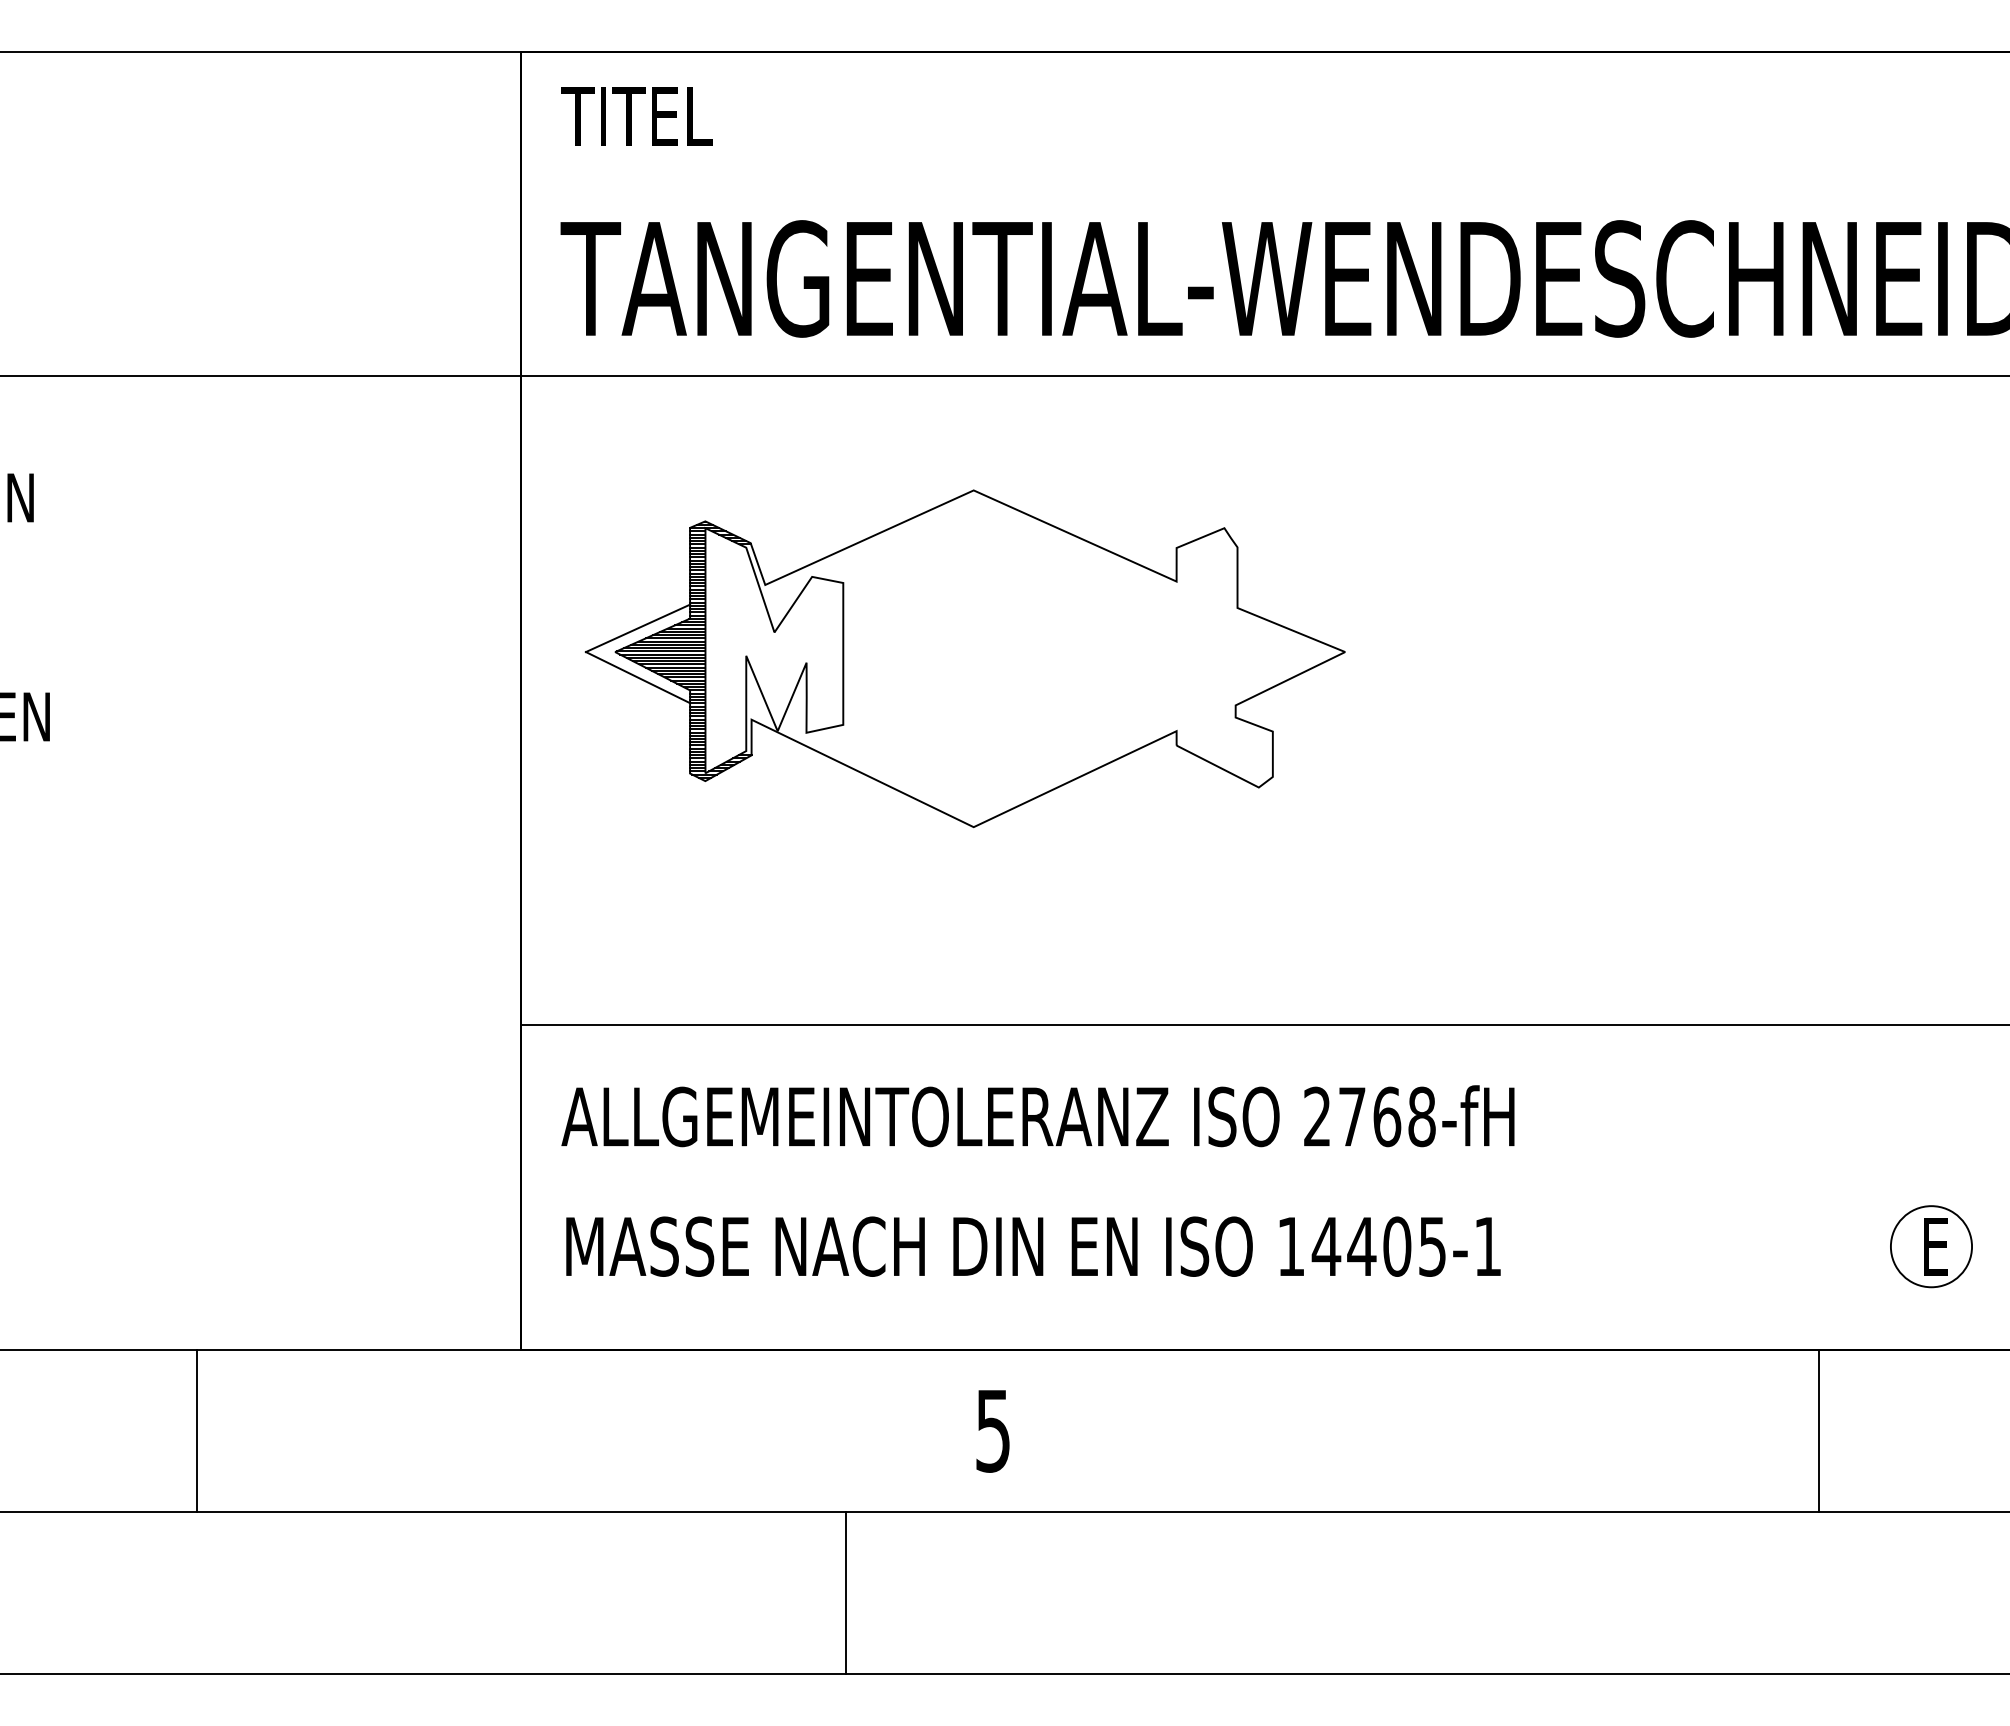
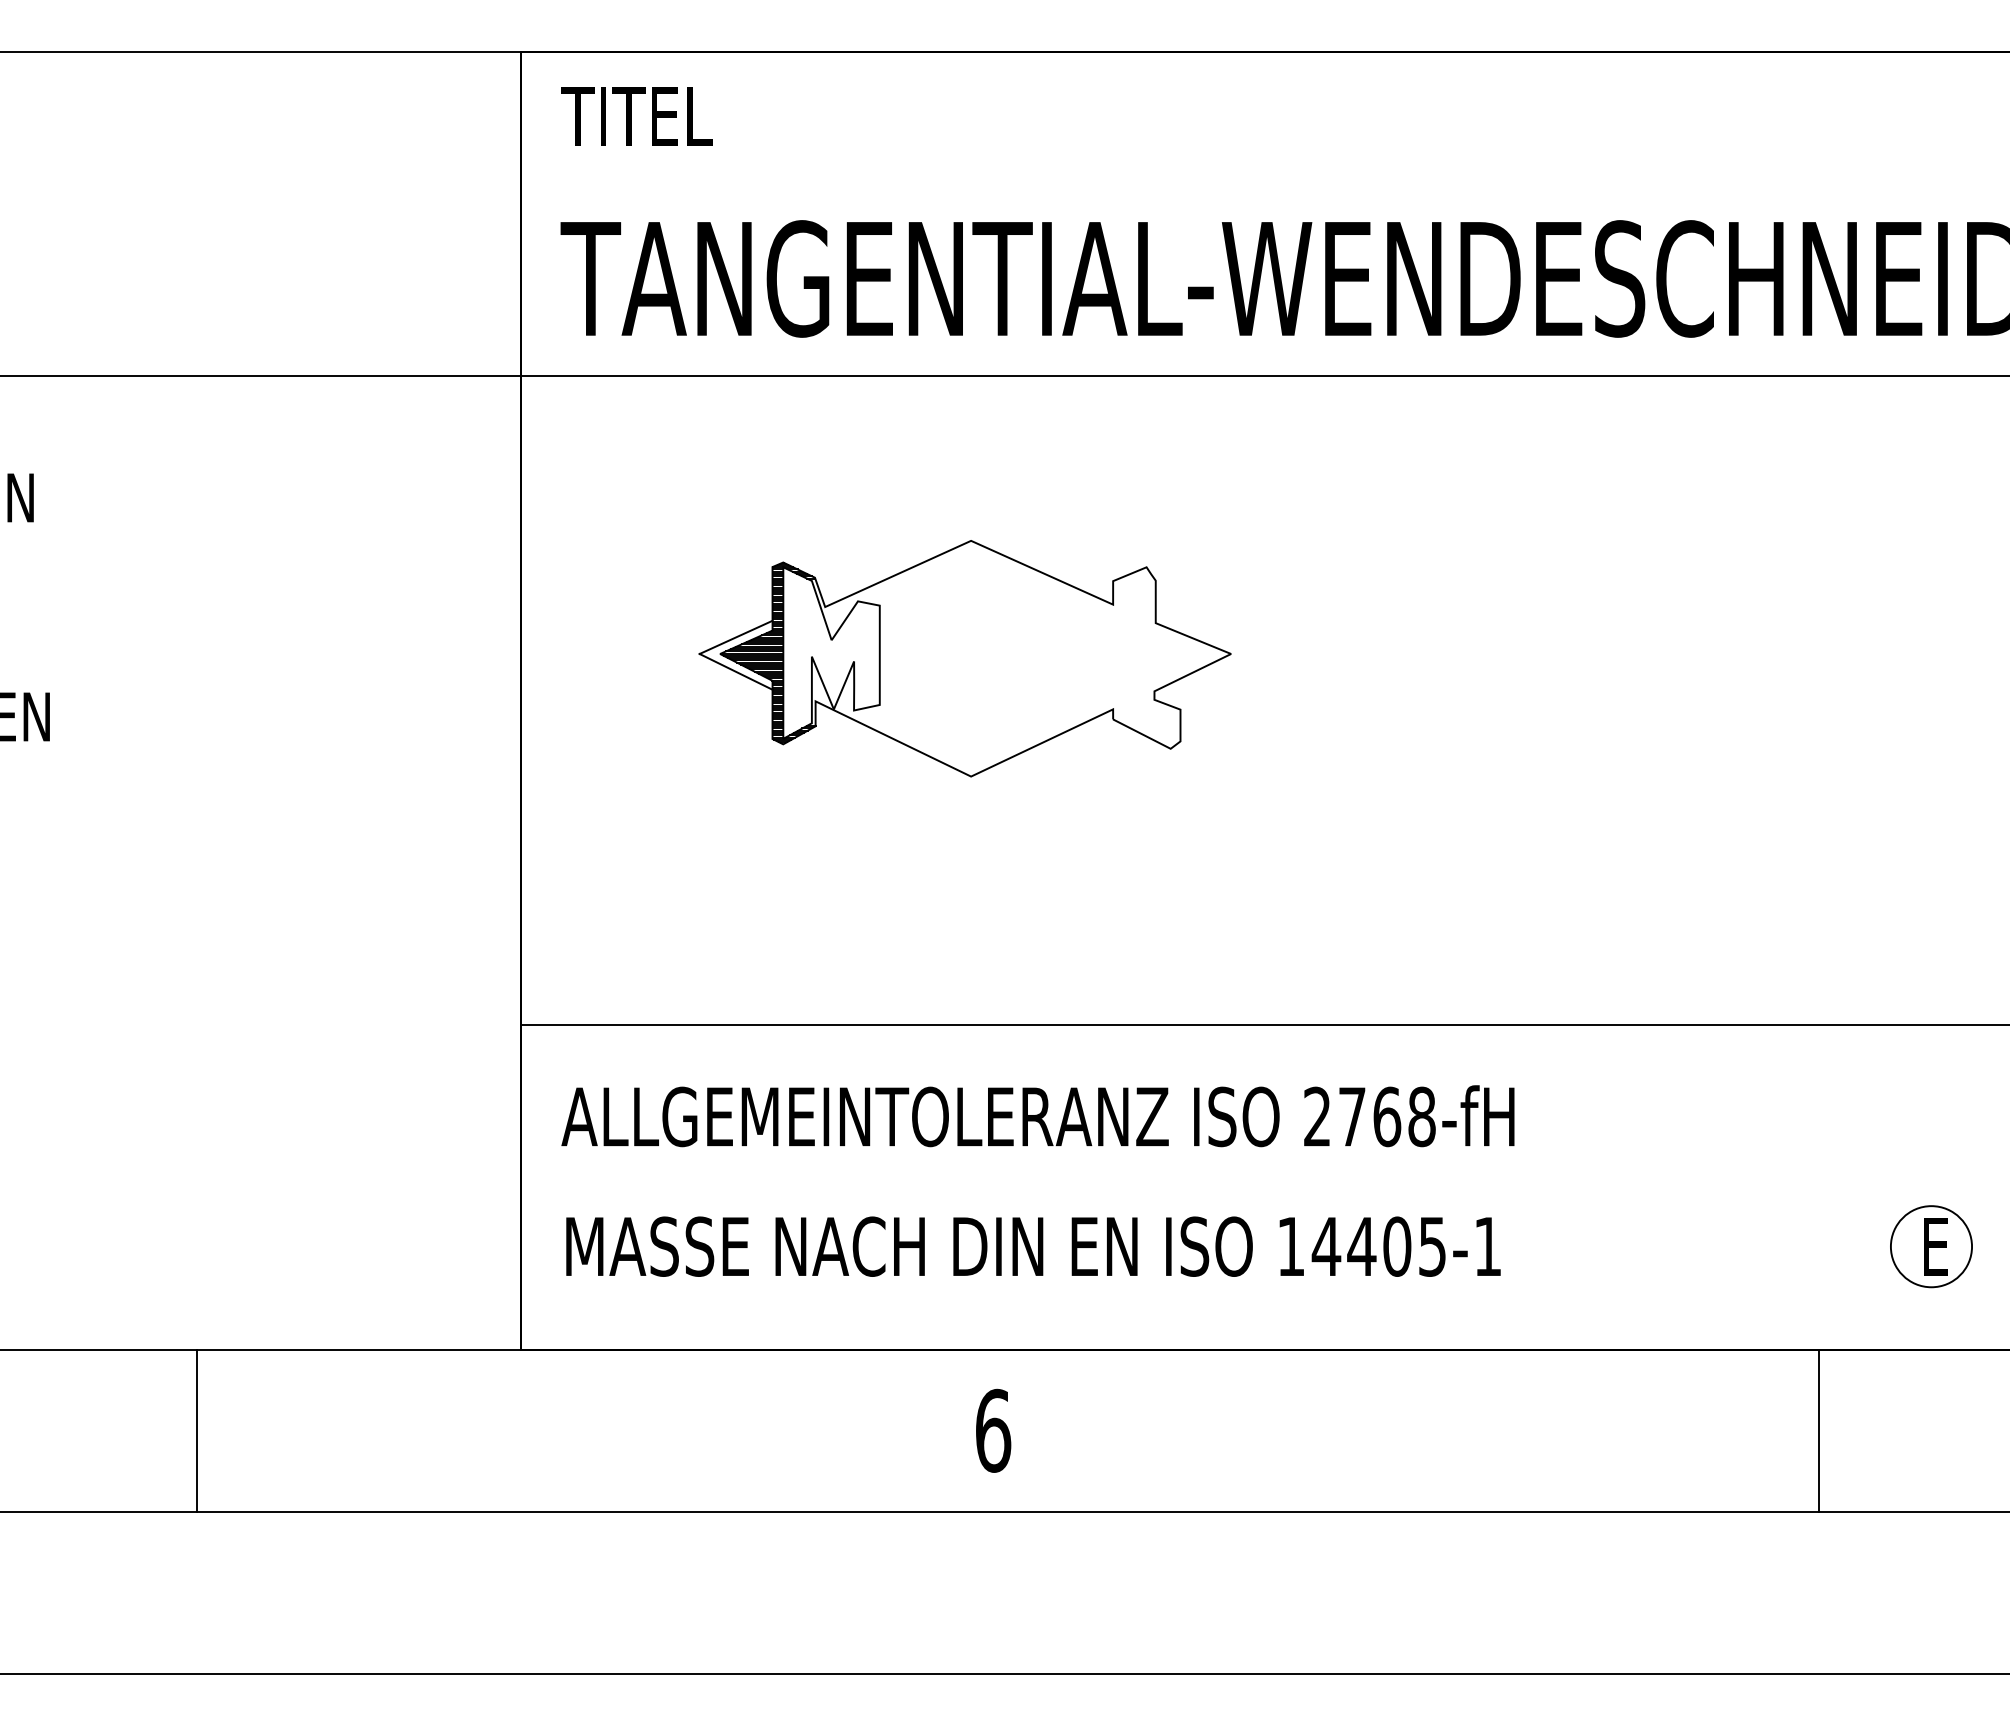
part size: 762x339 px -> 534x238 px (964, 658)
text: 5 -> 6 (993, 1430)
line: present -> none (845, 1592)
